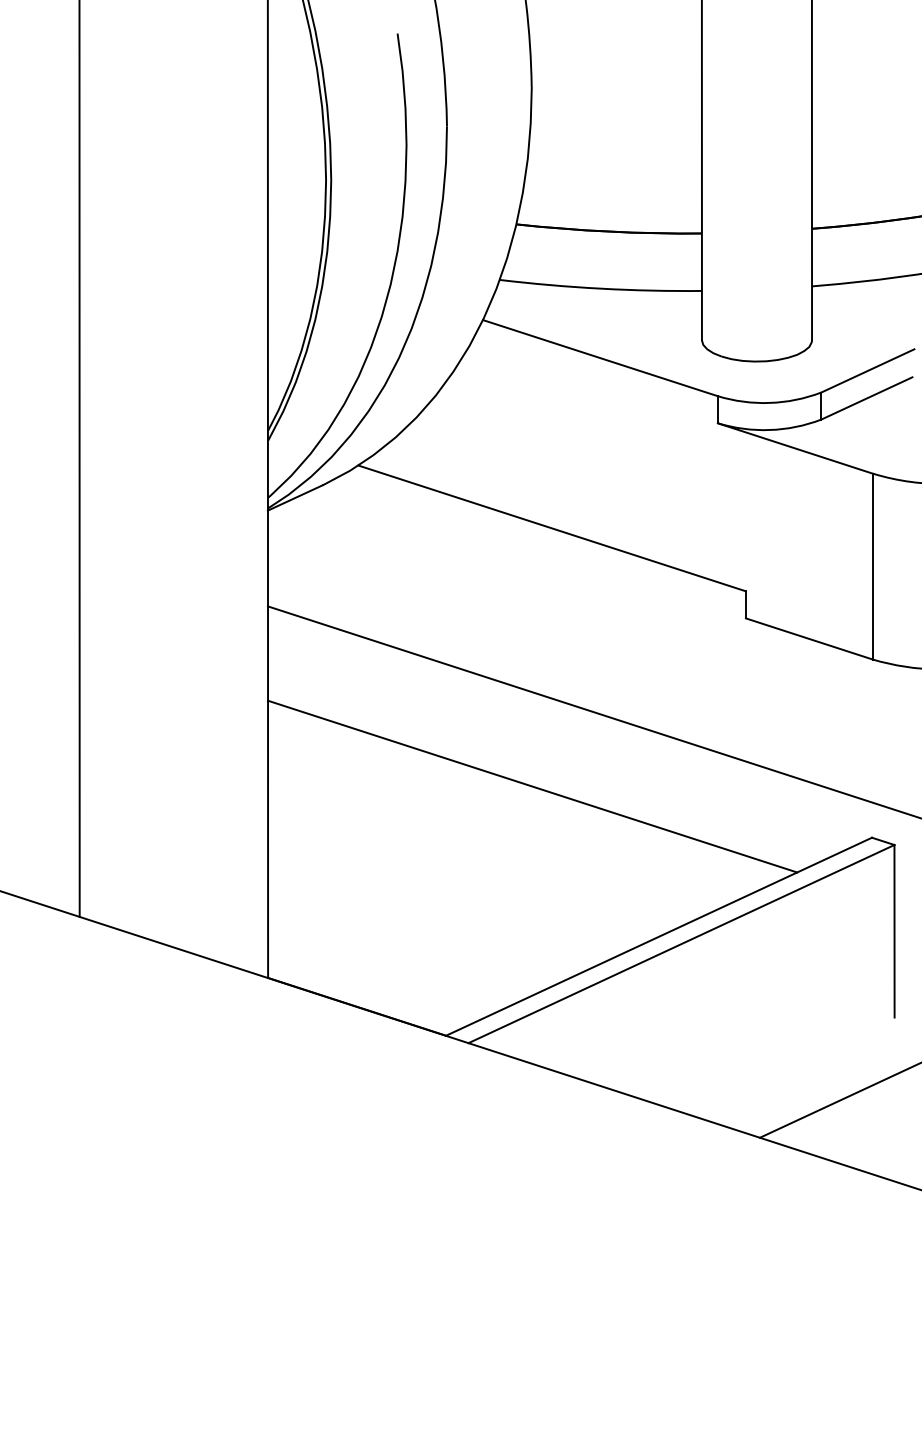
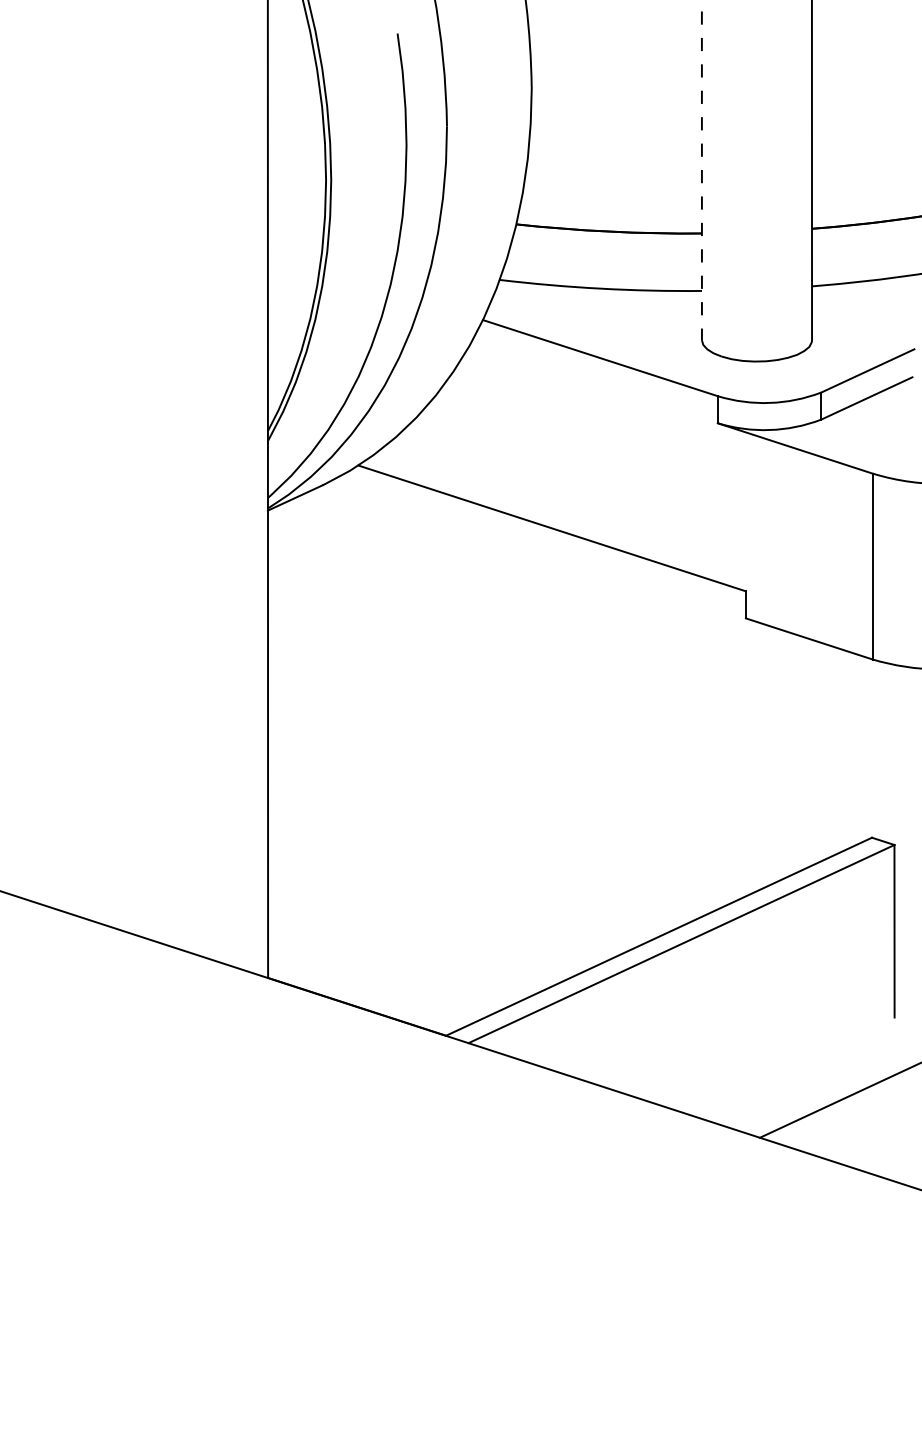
line: solid -> dashed (701, 170)
line: present -> none (79, 459)
line: present -> none (592, 711)
line: present -> none (532, 786)
